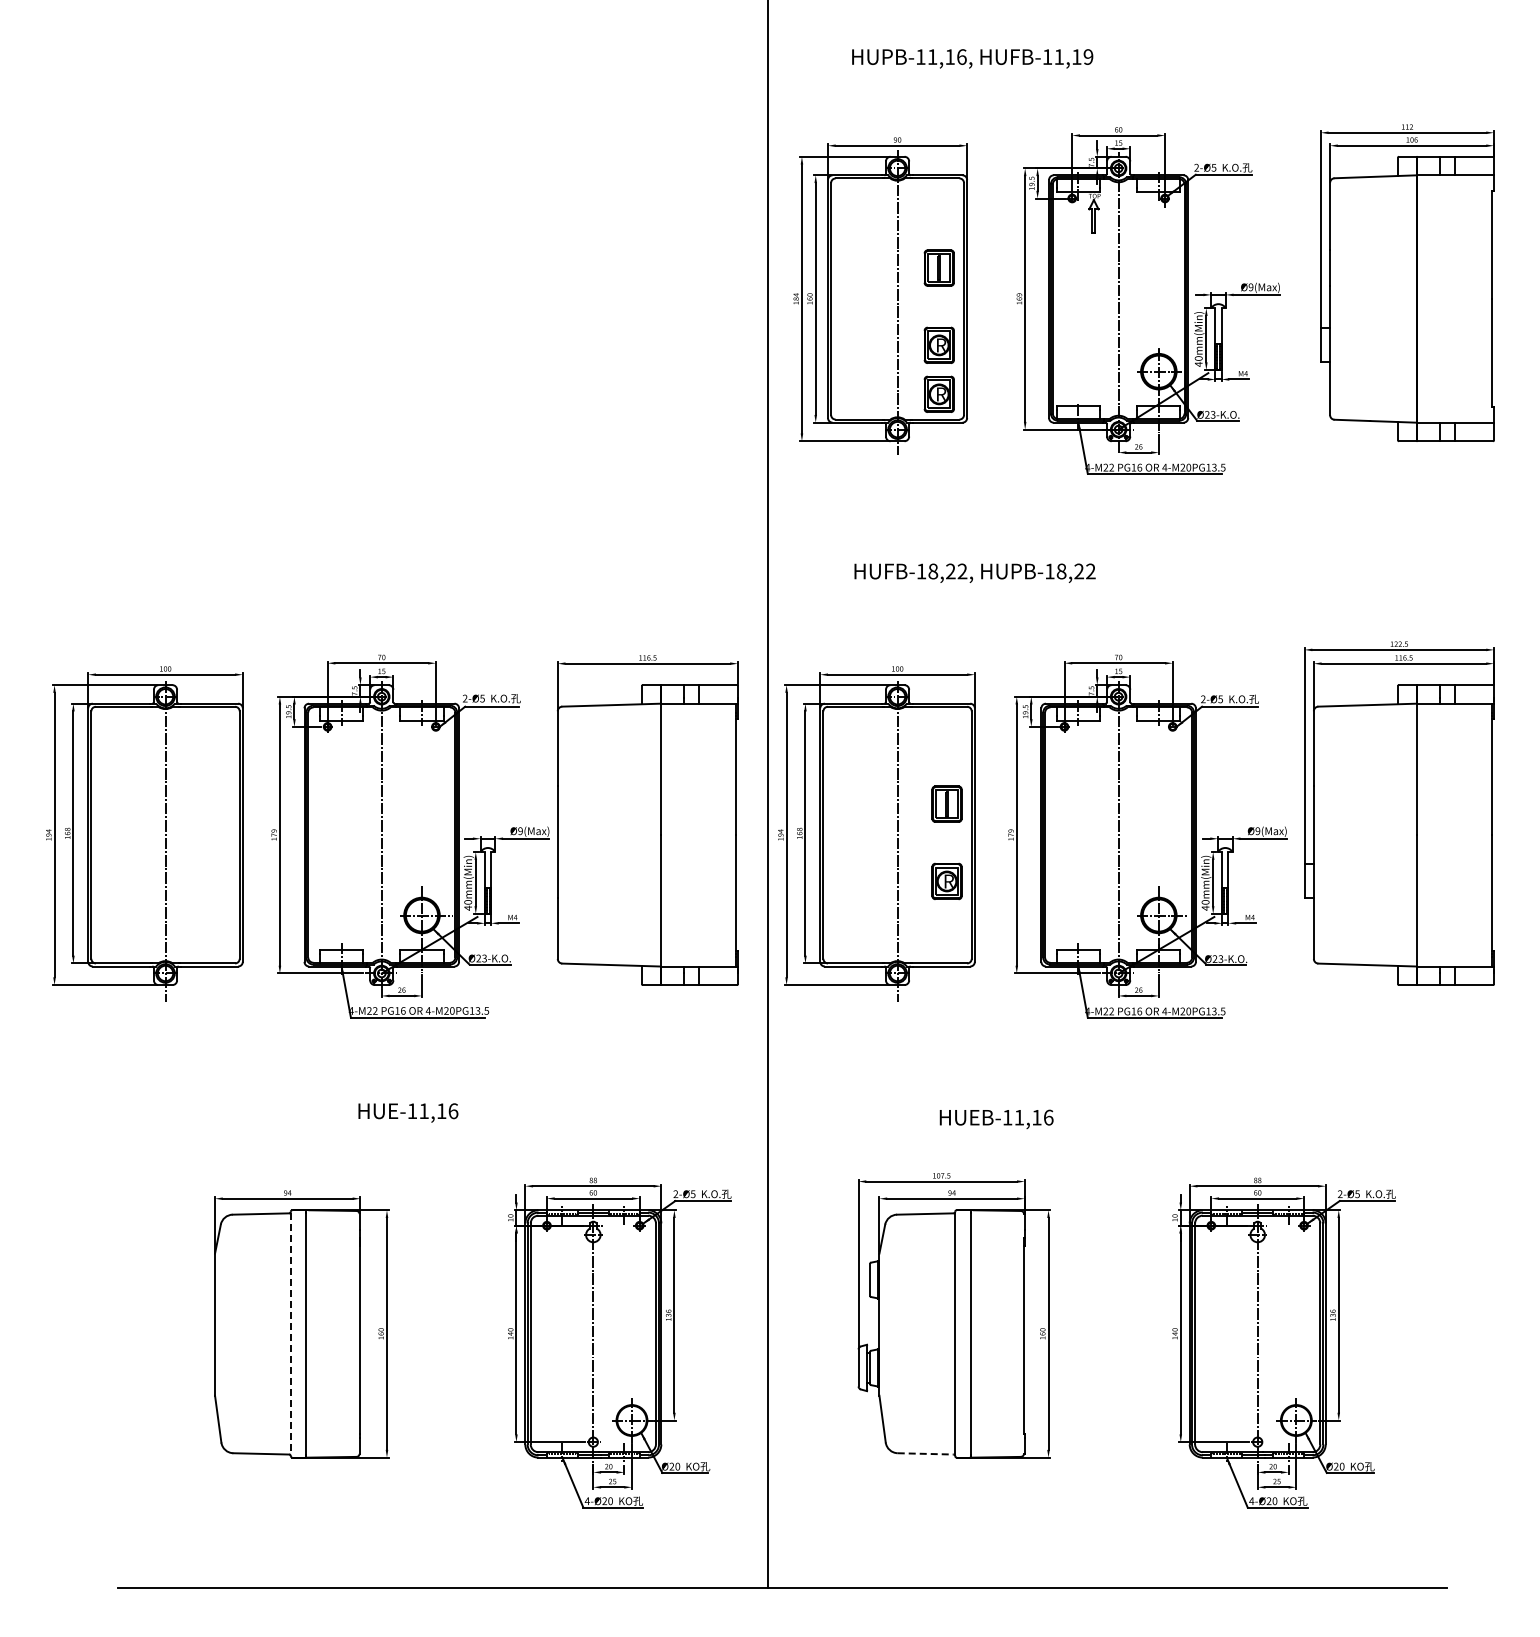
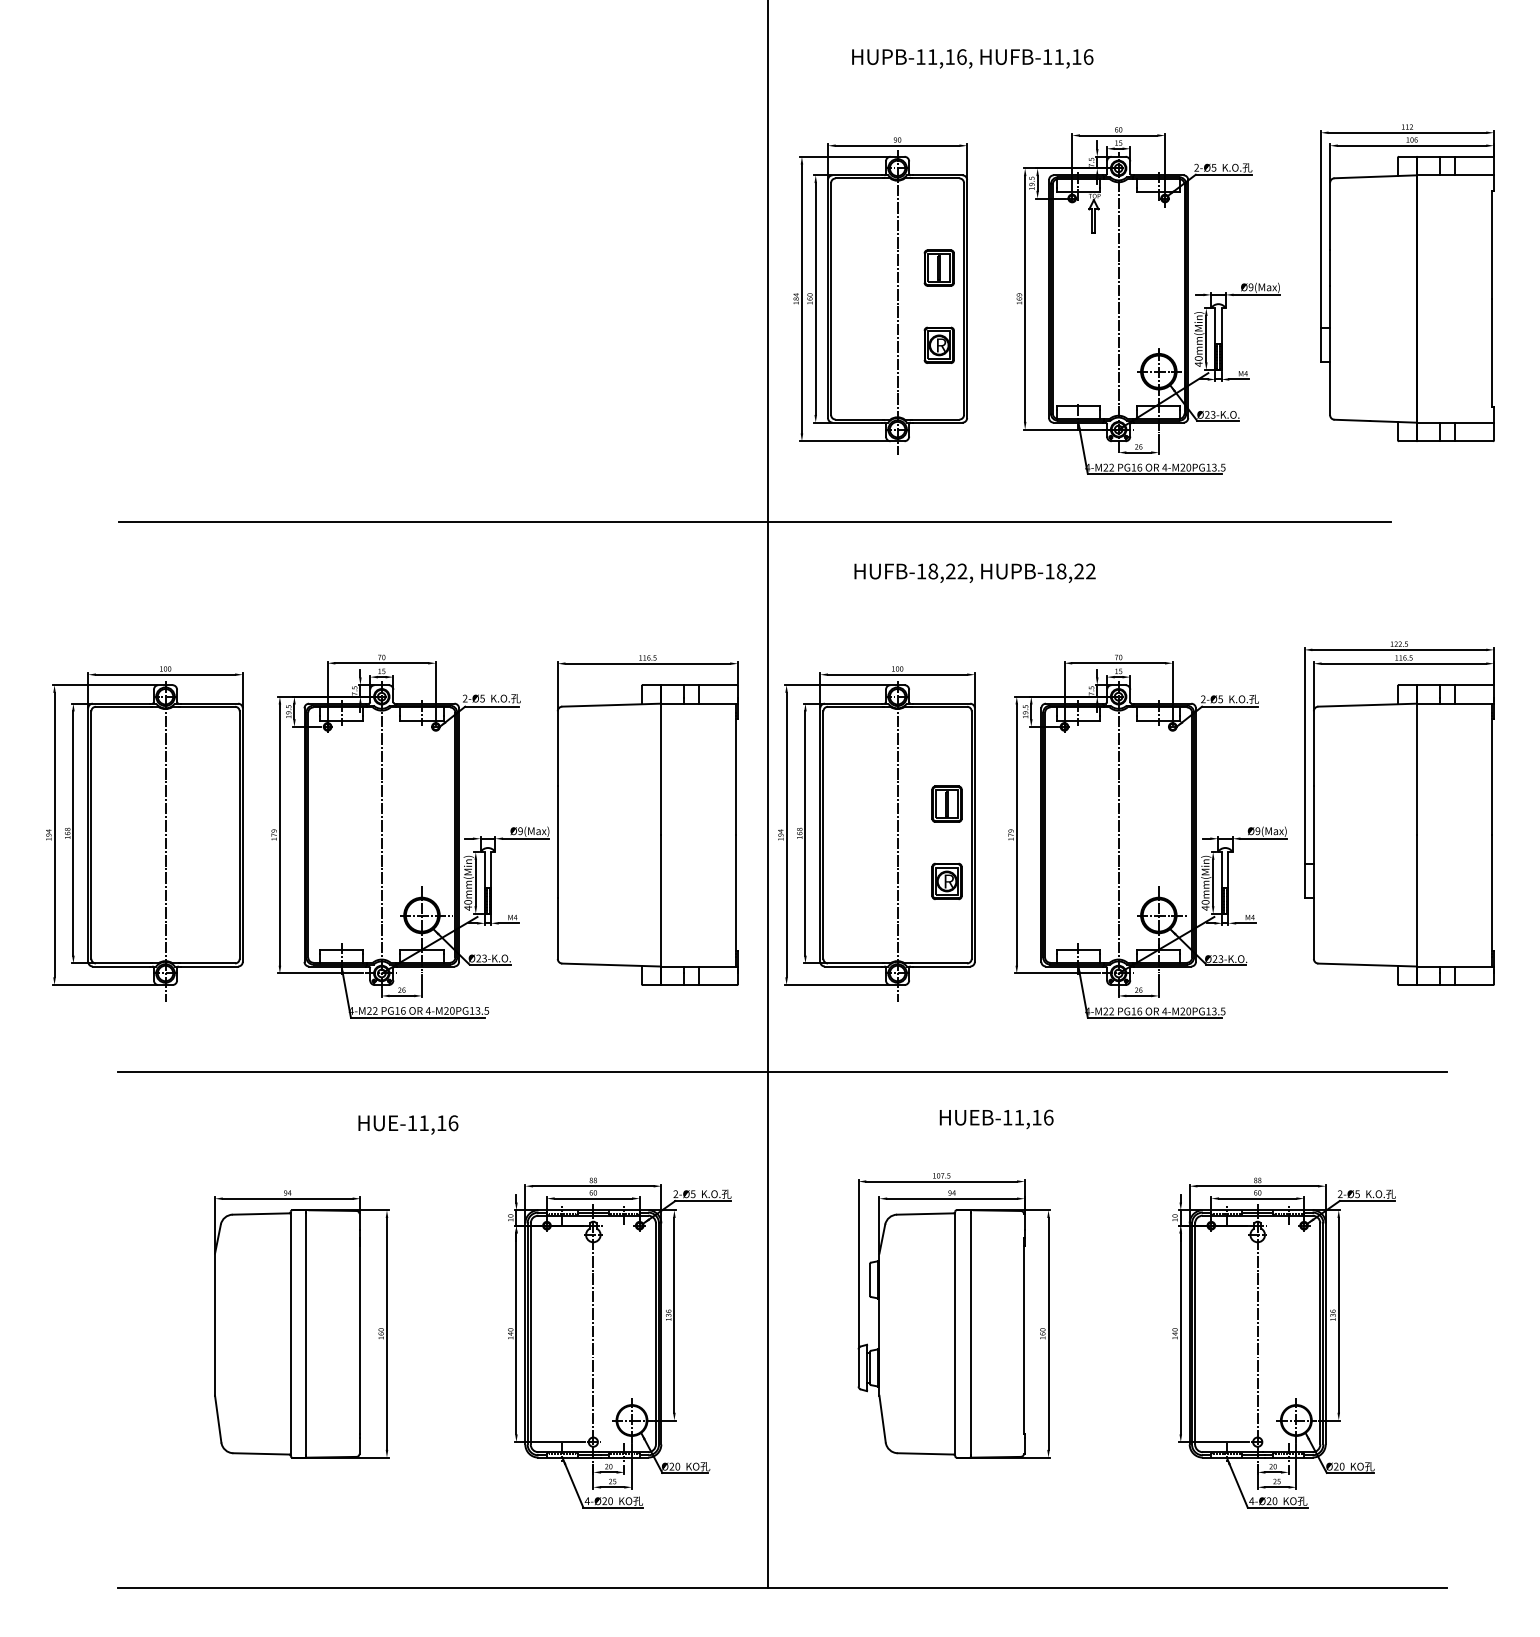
text: HUFB-11,19 -> HUFB-11,16 (1088, 56)
part: present -> none (938, 393)
line: none -> present (754, 521)
line: none -> present (782, 1072)
text position: (408, 1112) -> (408, 1124) (408, 1124)
line: dashed -> solid (290, 1334)
line: dashed -> solid (925, 1453)
